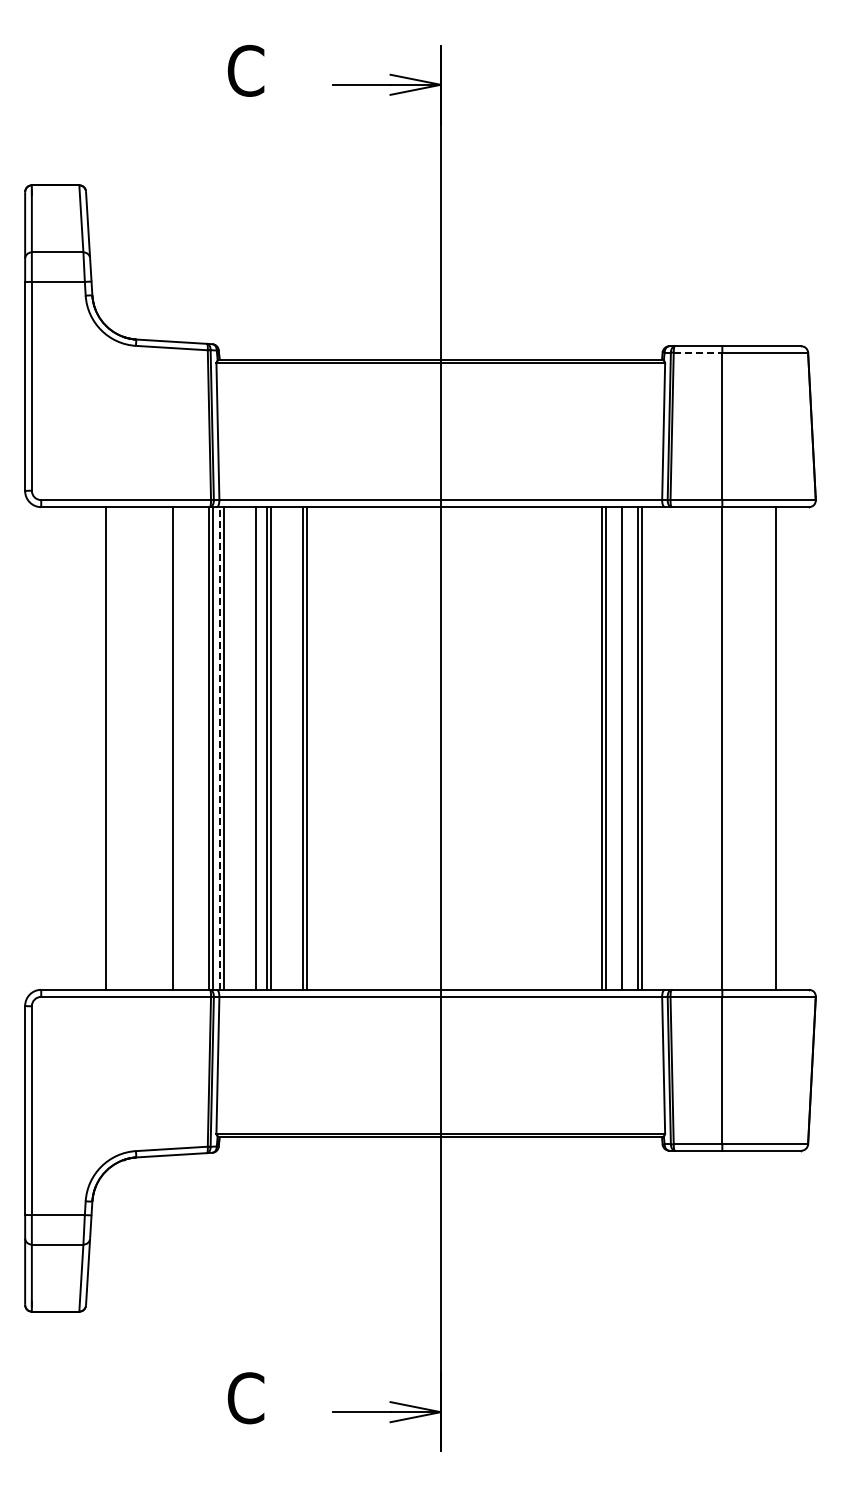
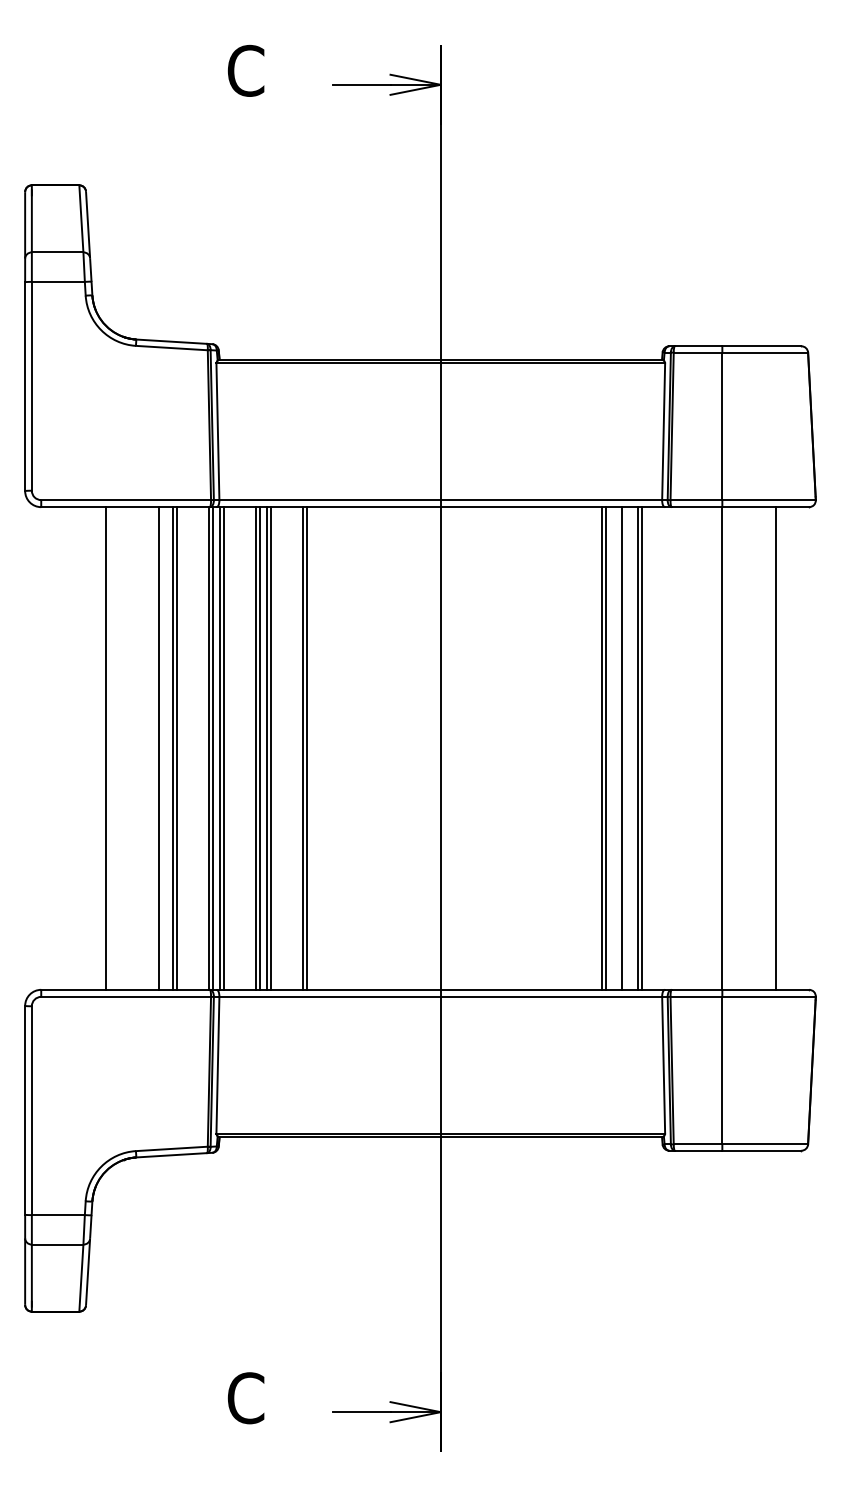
line: dashed -> solid (698, 352)
line: none -> present (159, 748)
line: none -> present (176, 748)
line: dashed -> solid (219, 748)
line: none -> present (259, 748)
